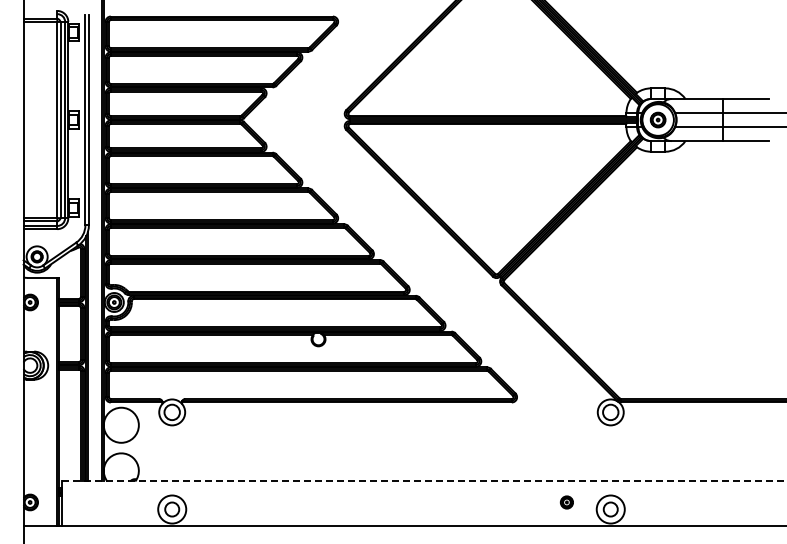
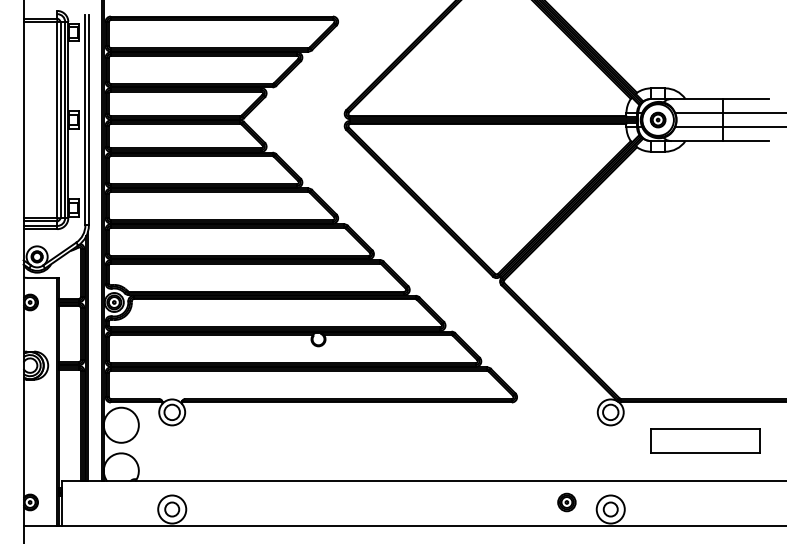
part: none -> present (705, 440)
line: dashed -> solid (423, 481)
part size: 15x15 px -> 20x21 px (566, 502)
